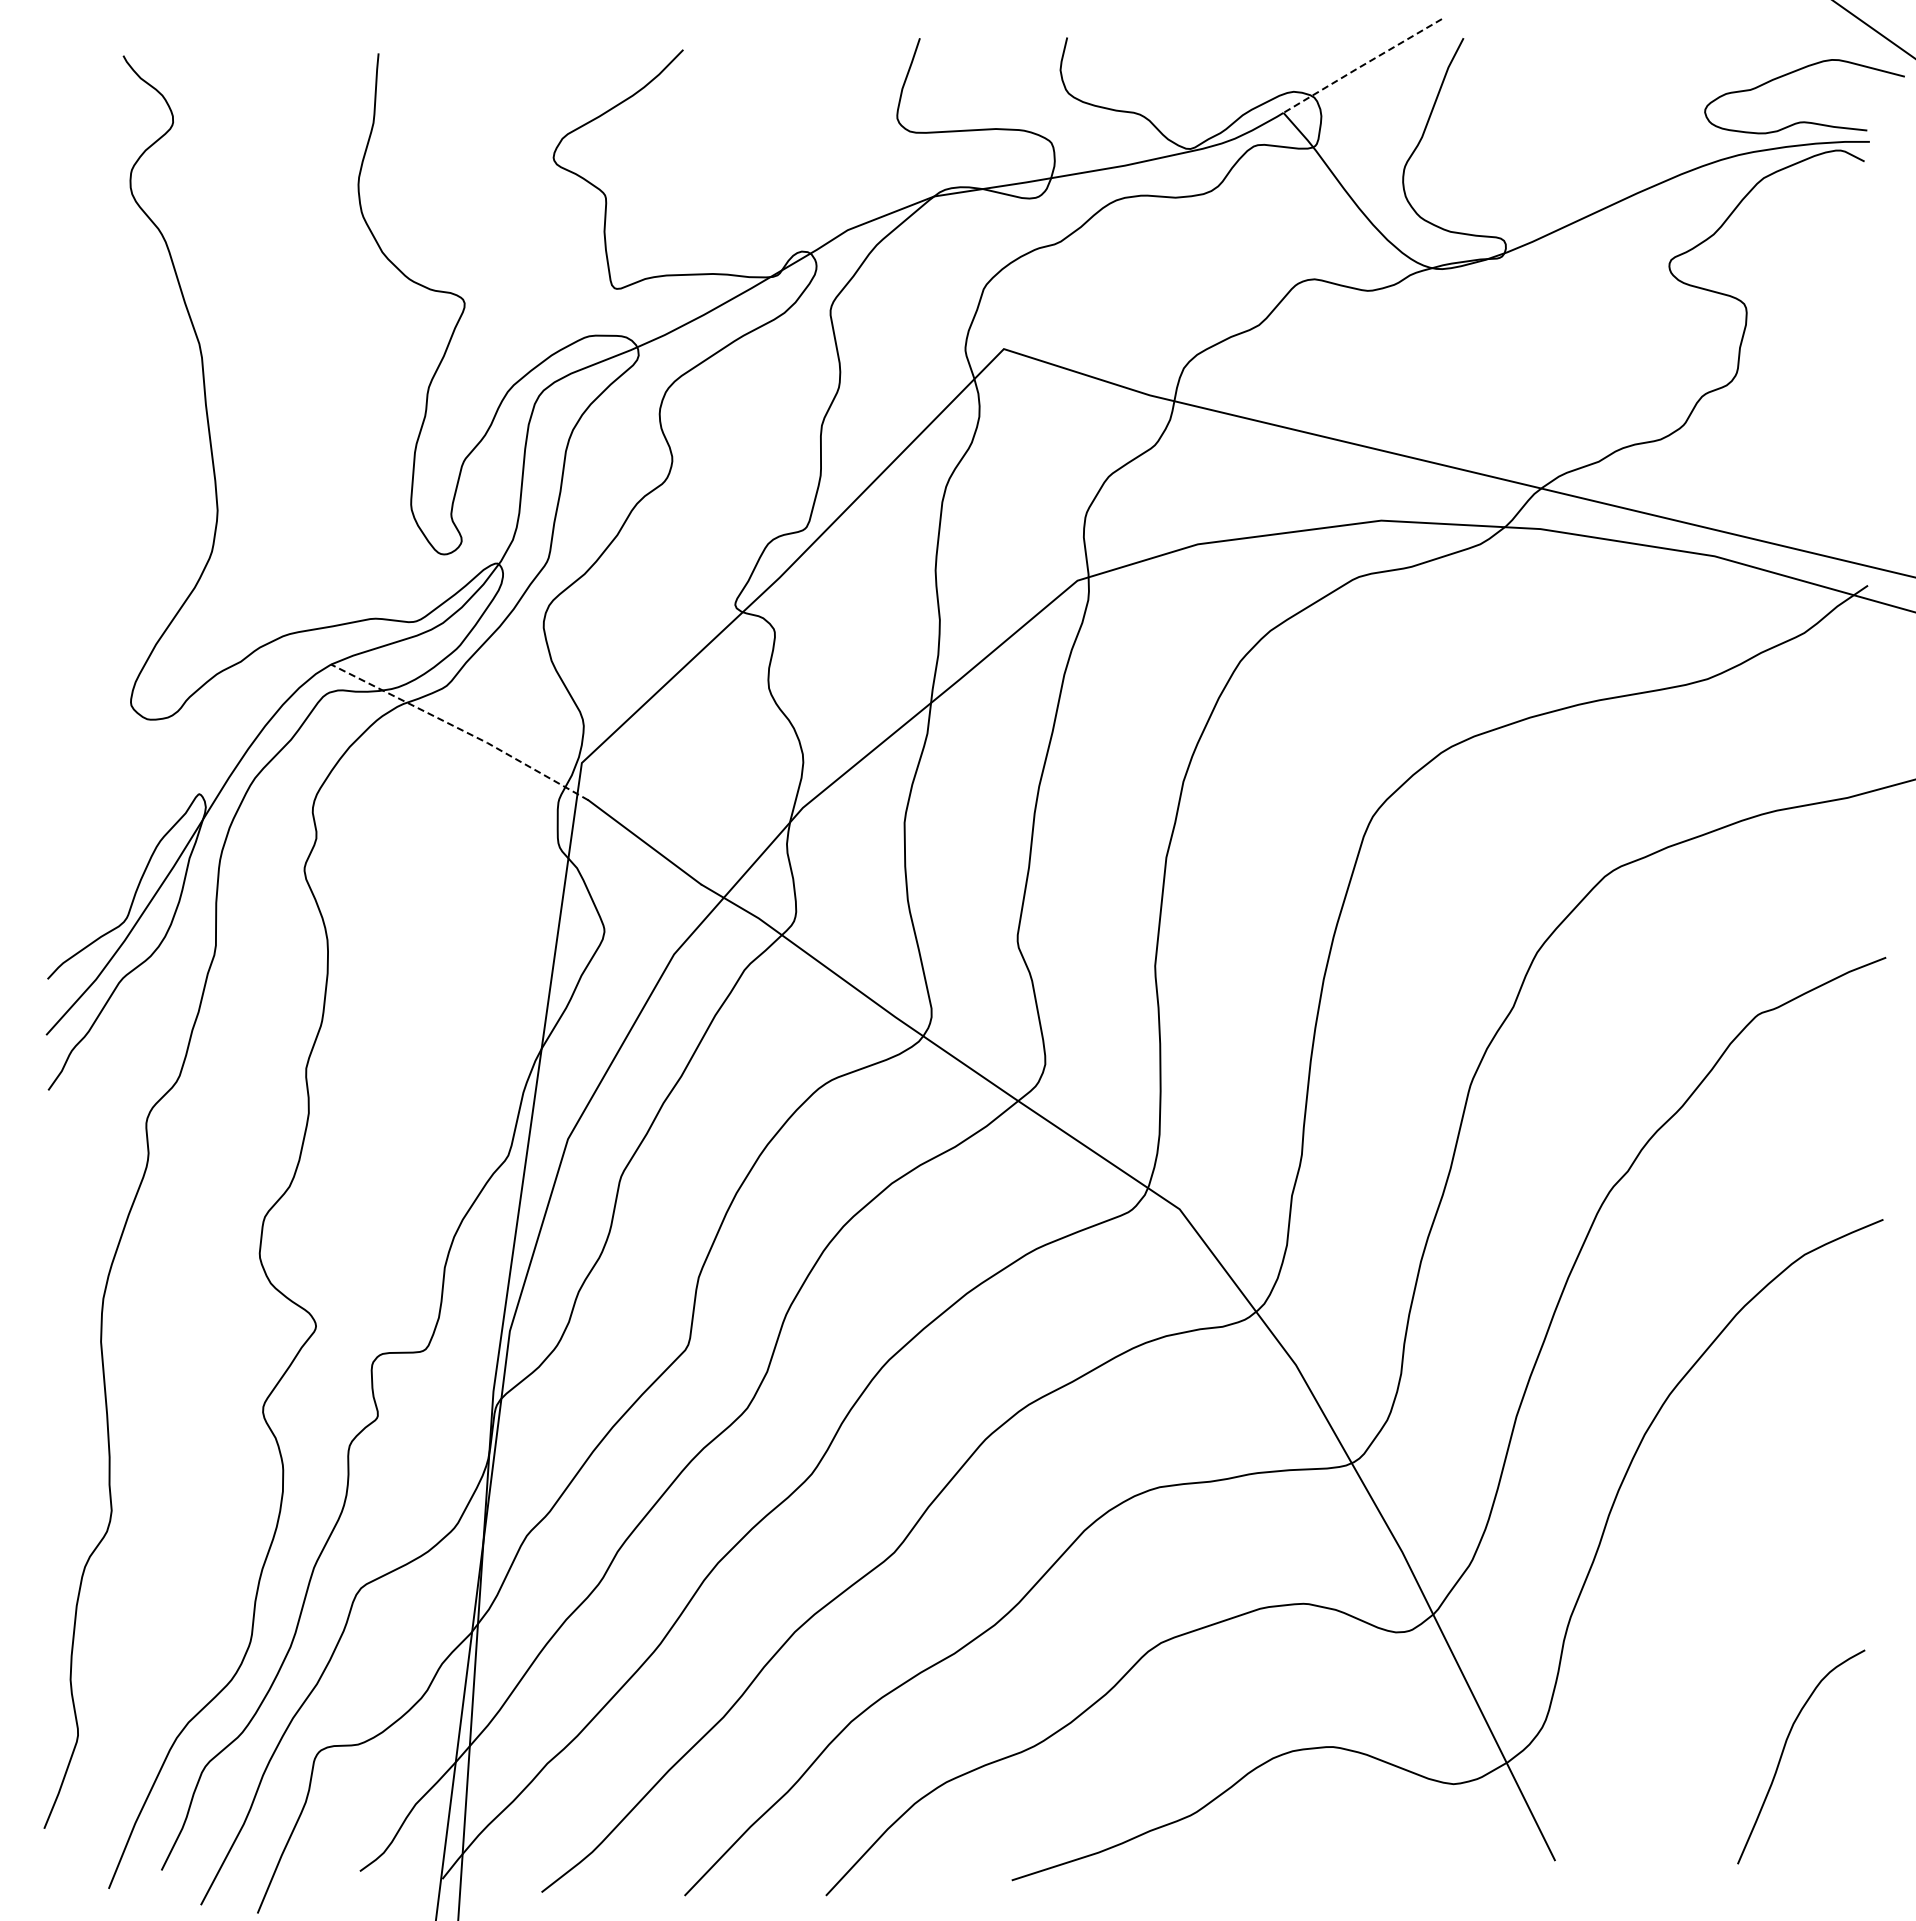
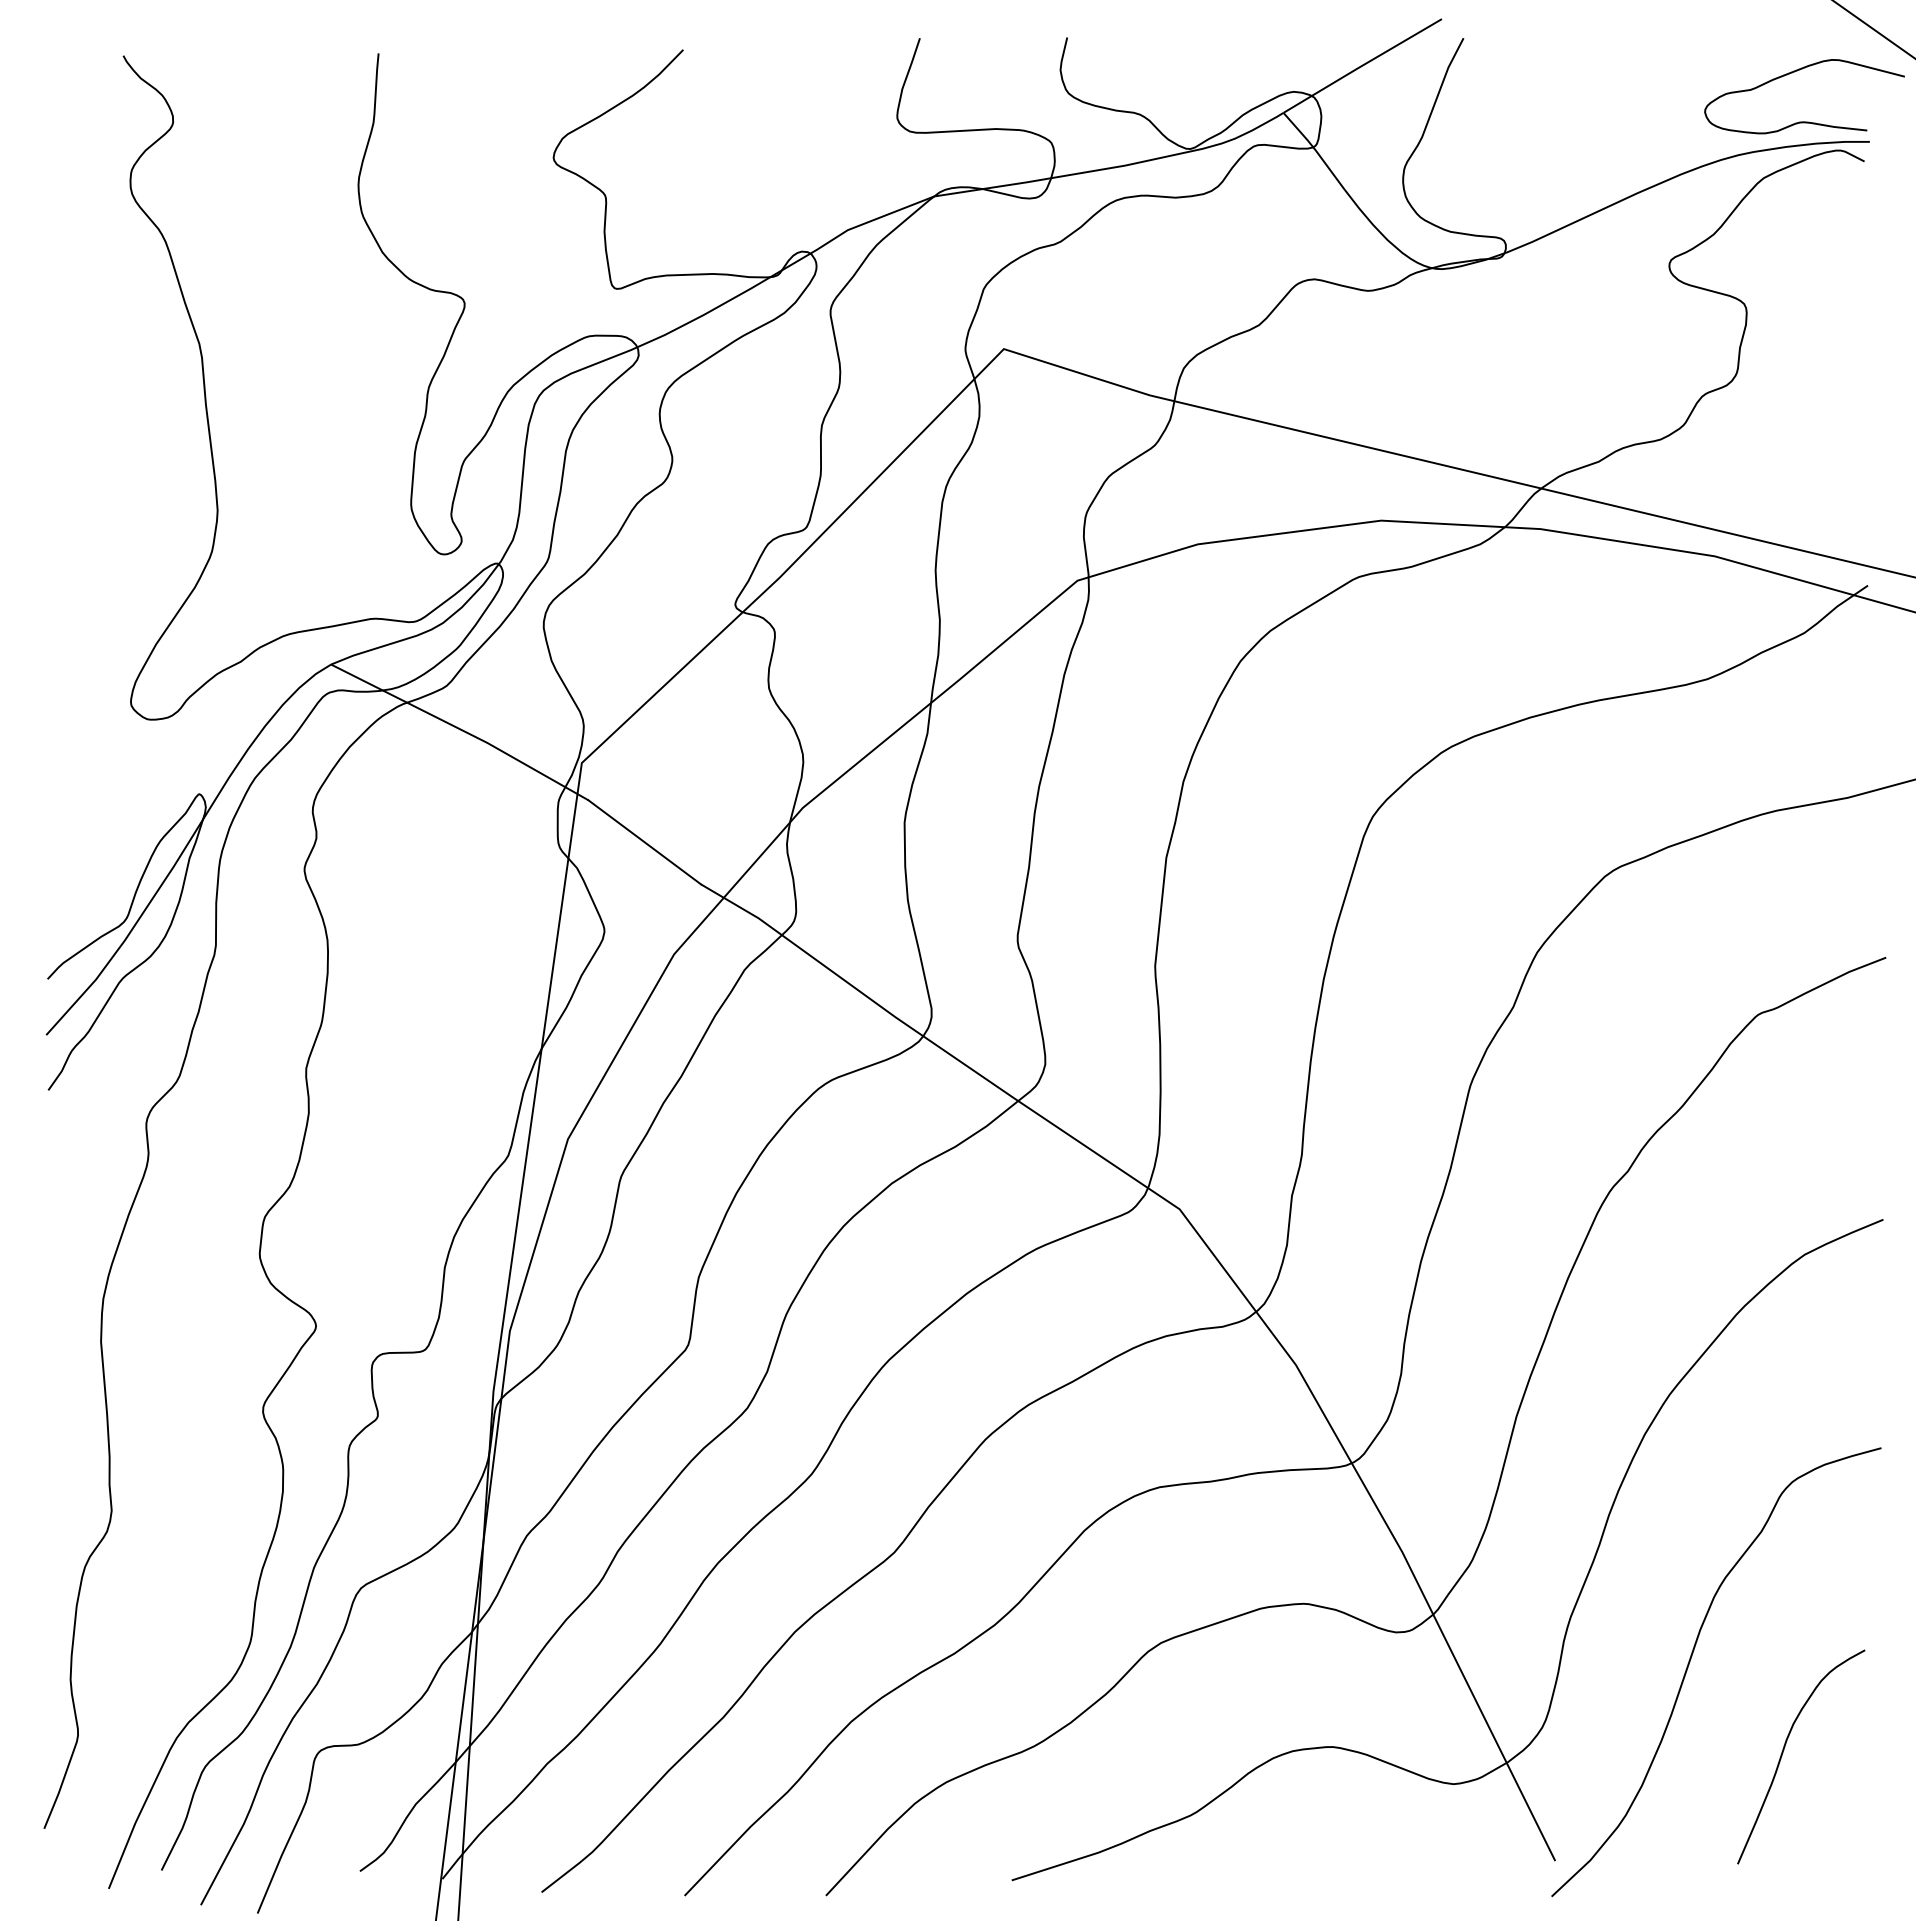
line: dashed -> solid (1361, 66)
line: dashed -> solid (461, 729)
curve: none -> present (1690, 1662)
